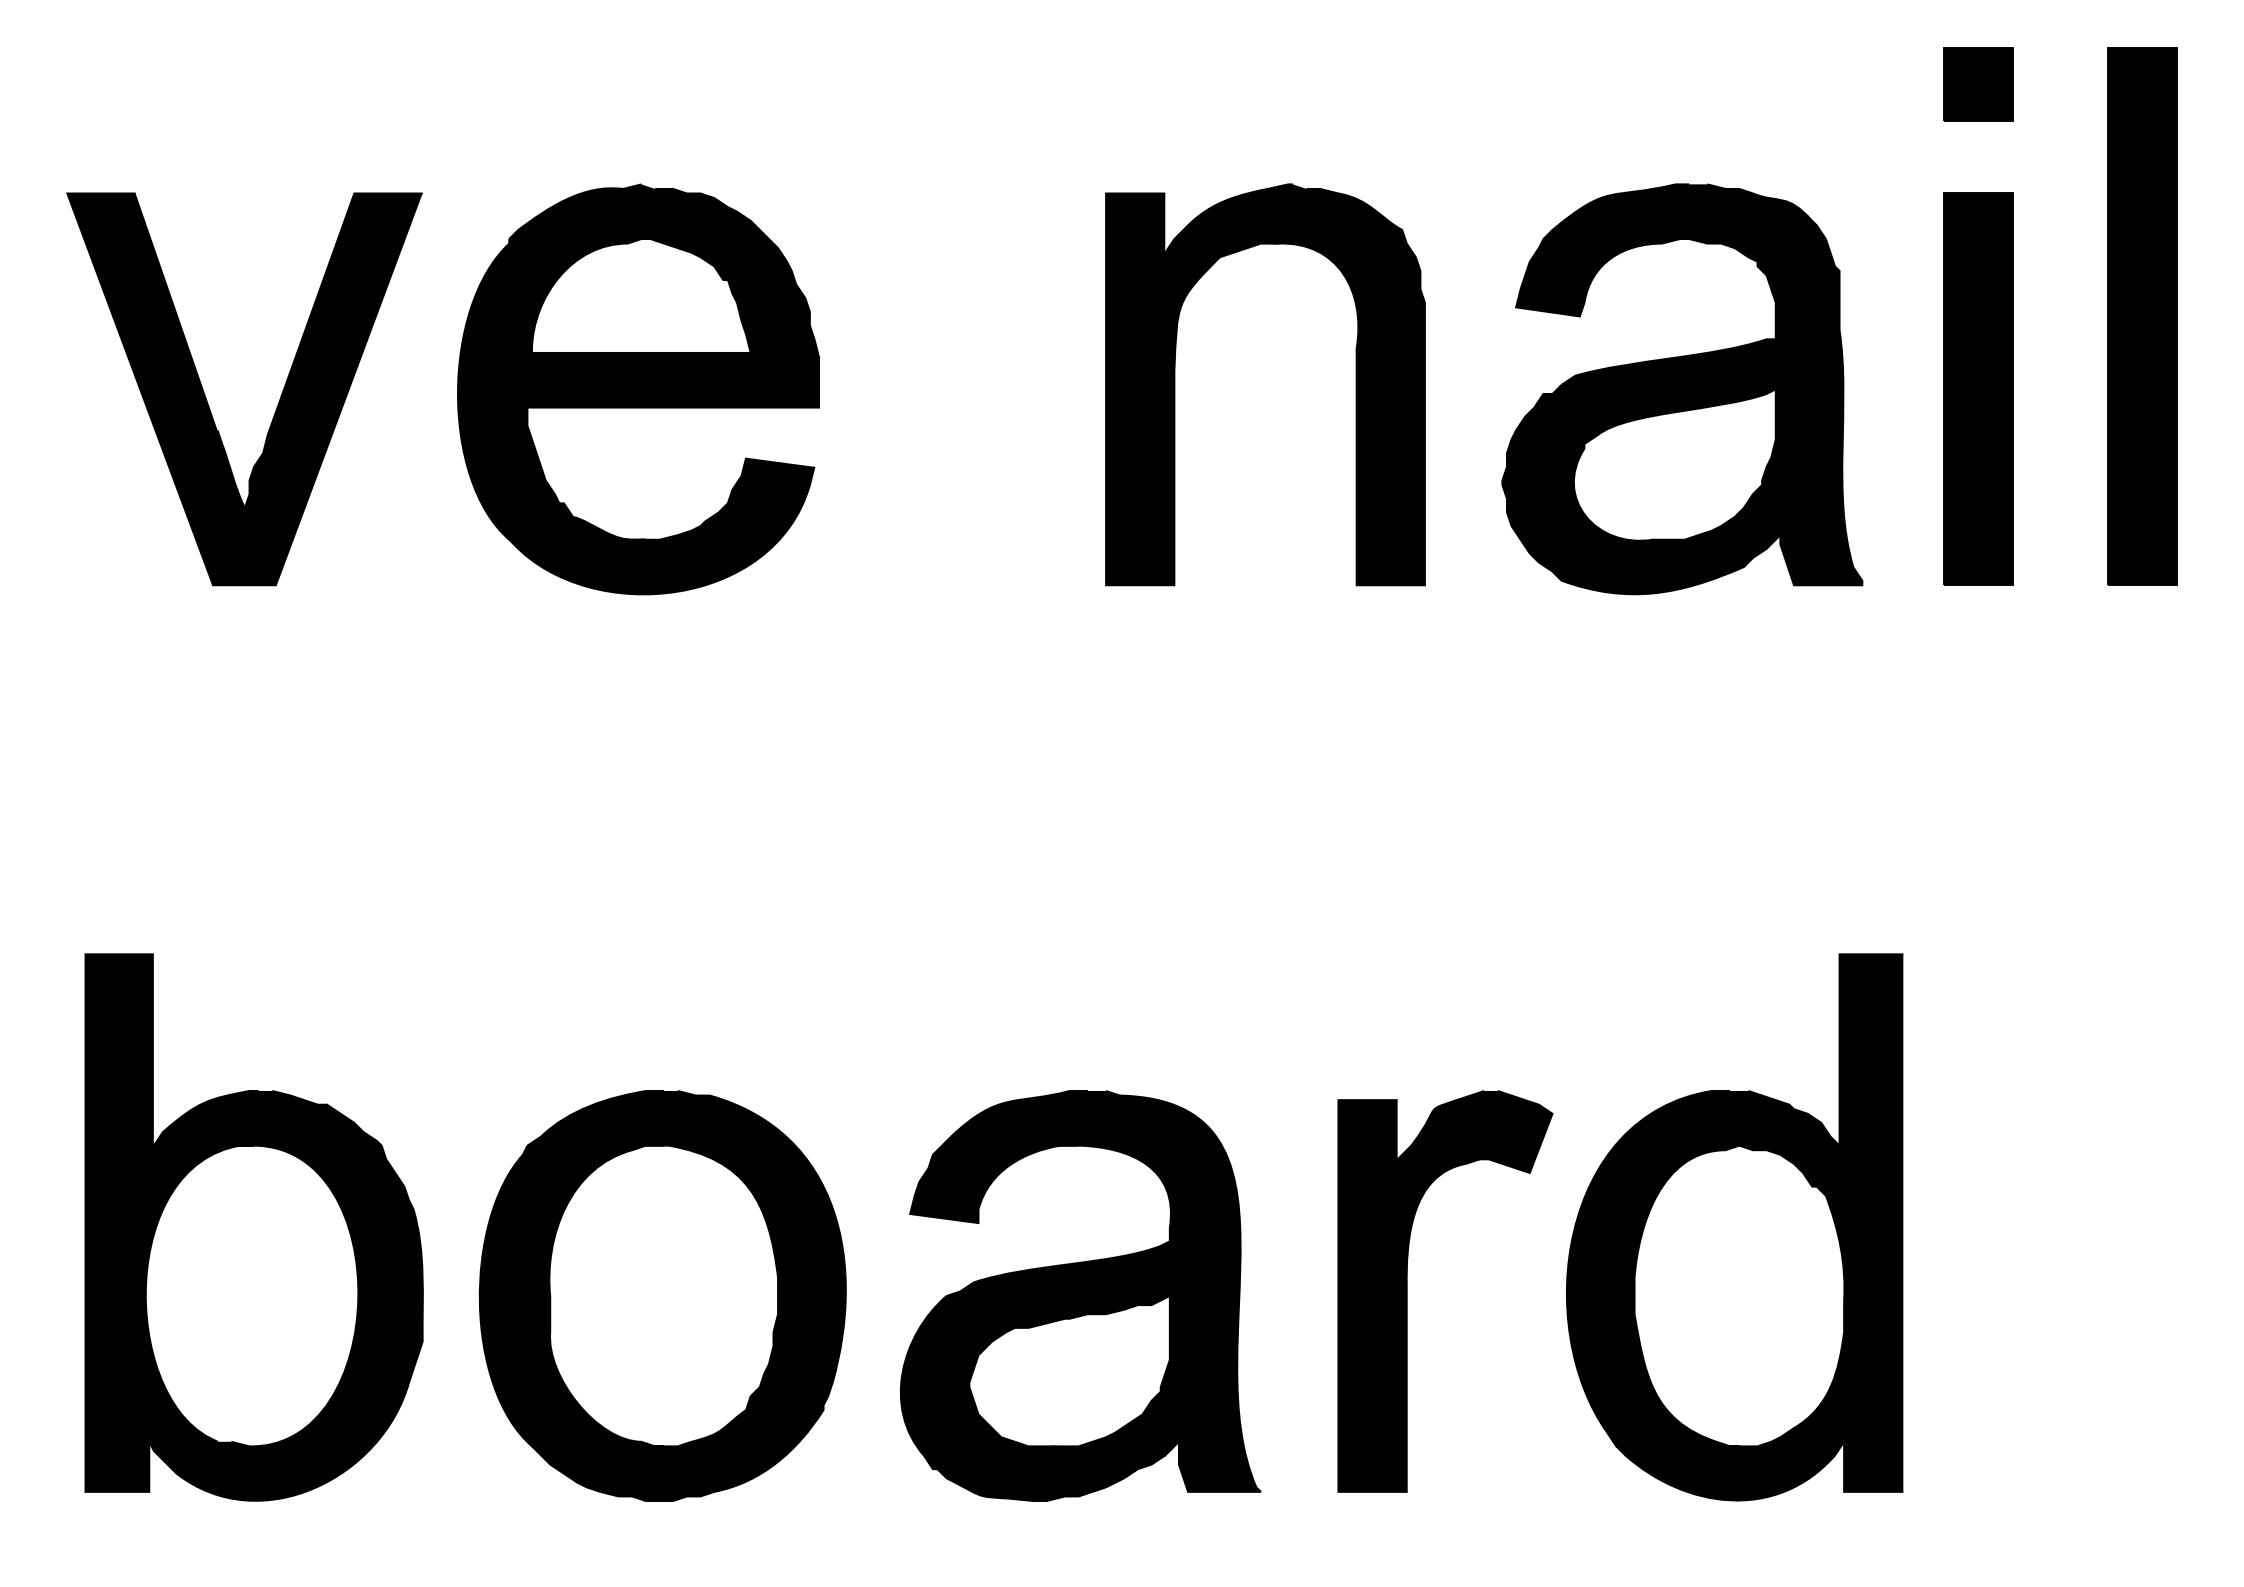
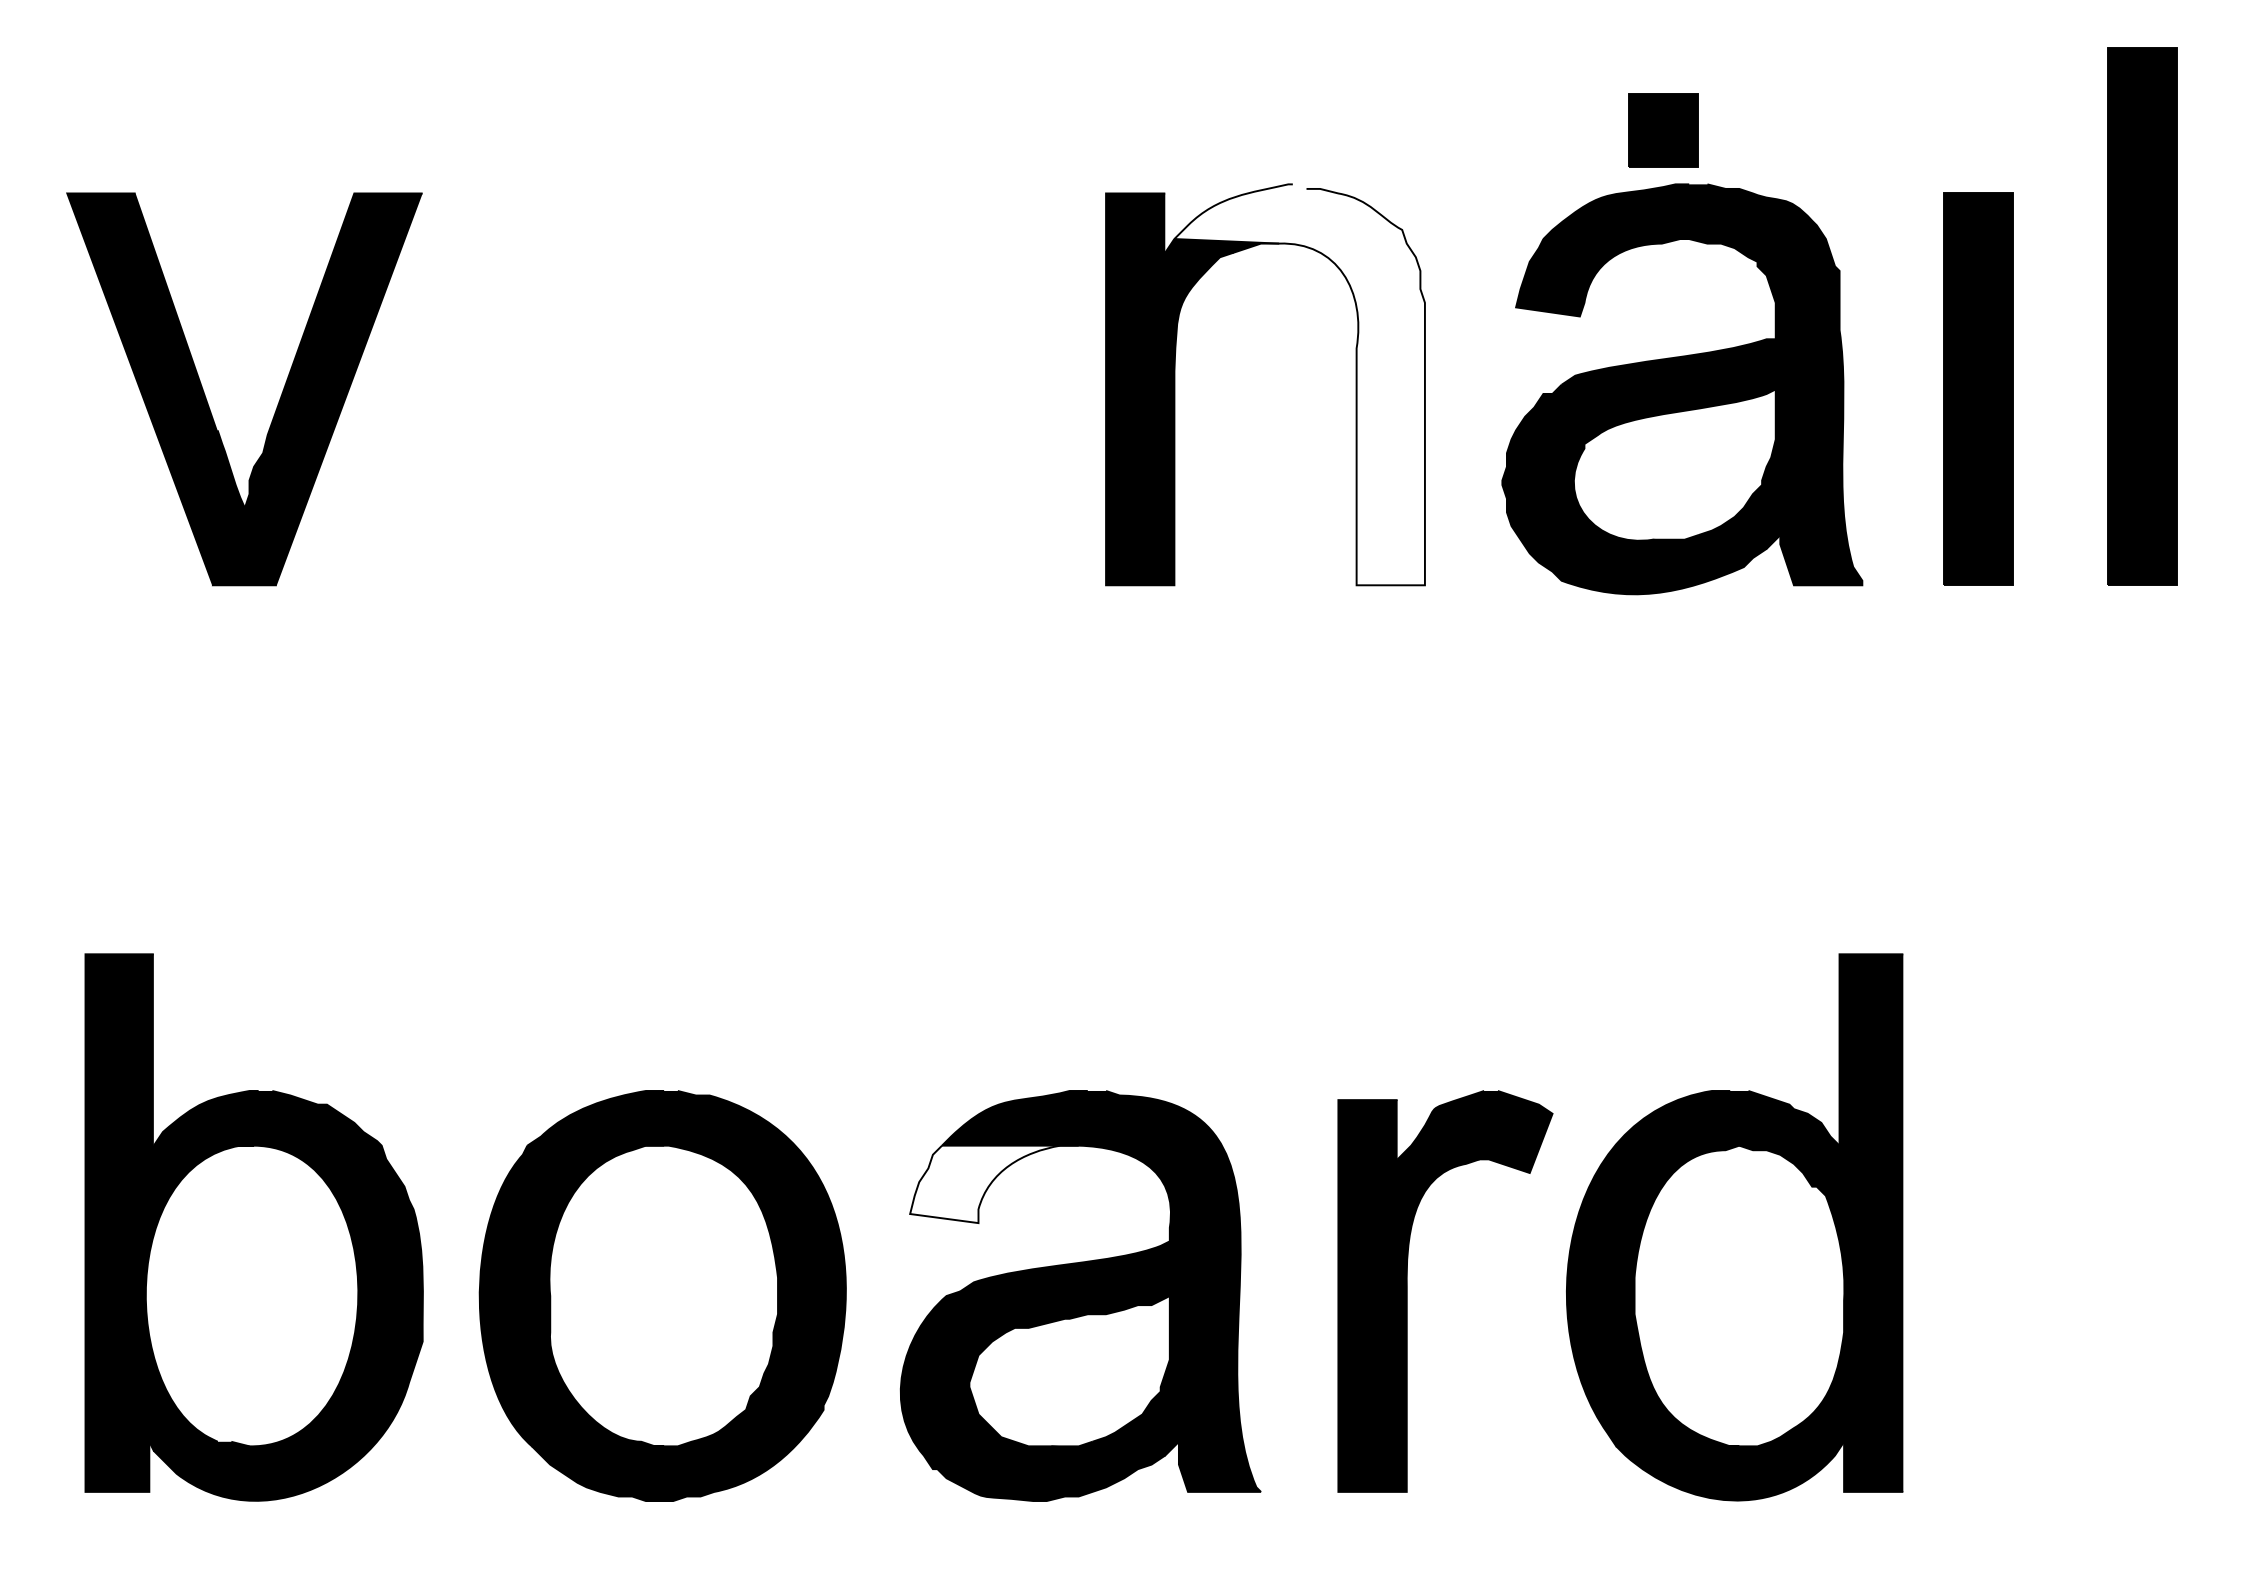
part position: (1978, 84) -> (1663, 130) (1663, 130)
fill: present -> none (1299, 384)
part: present -> none (638, 389)
fill: present -> none (994, 1184)
